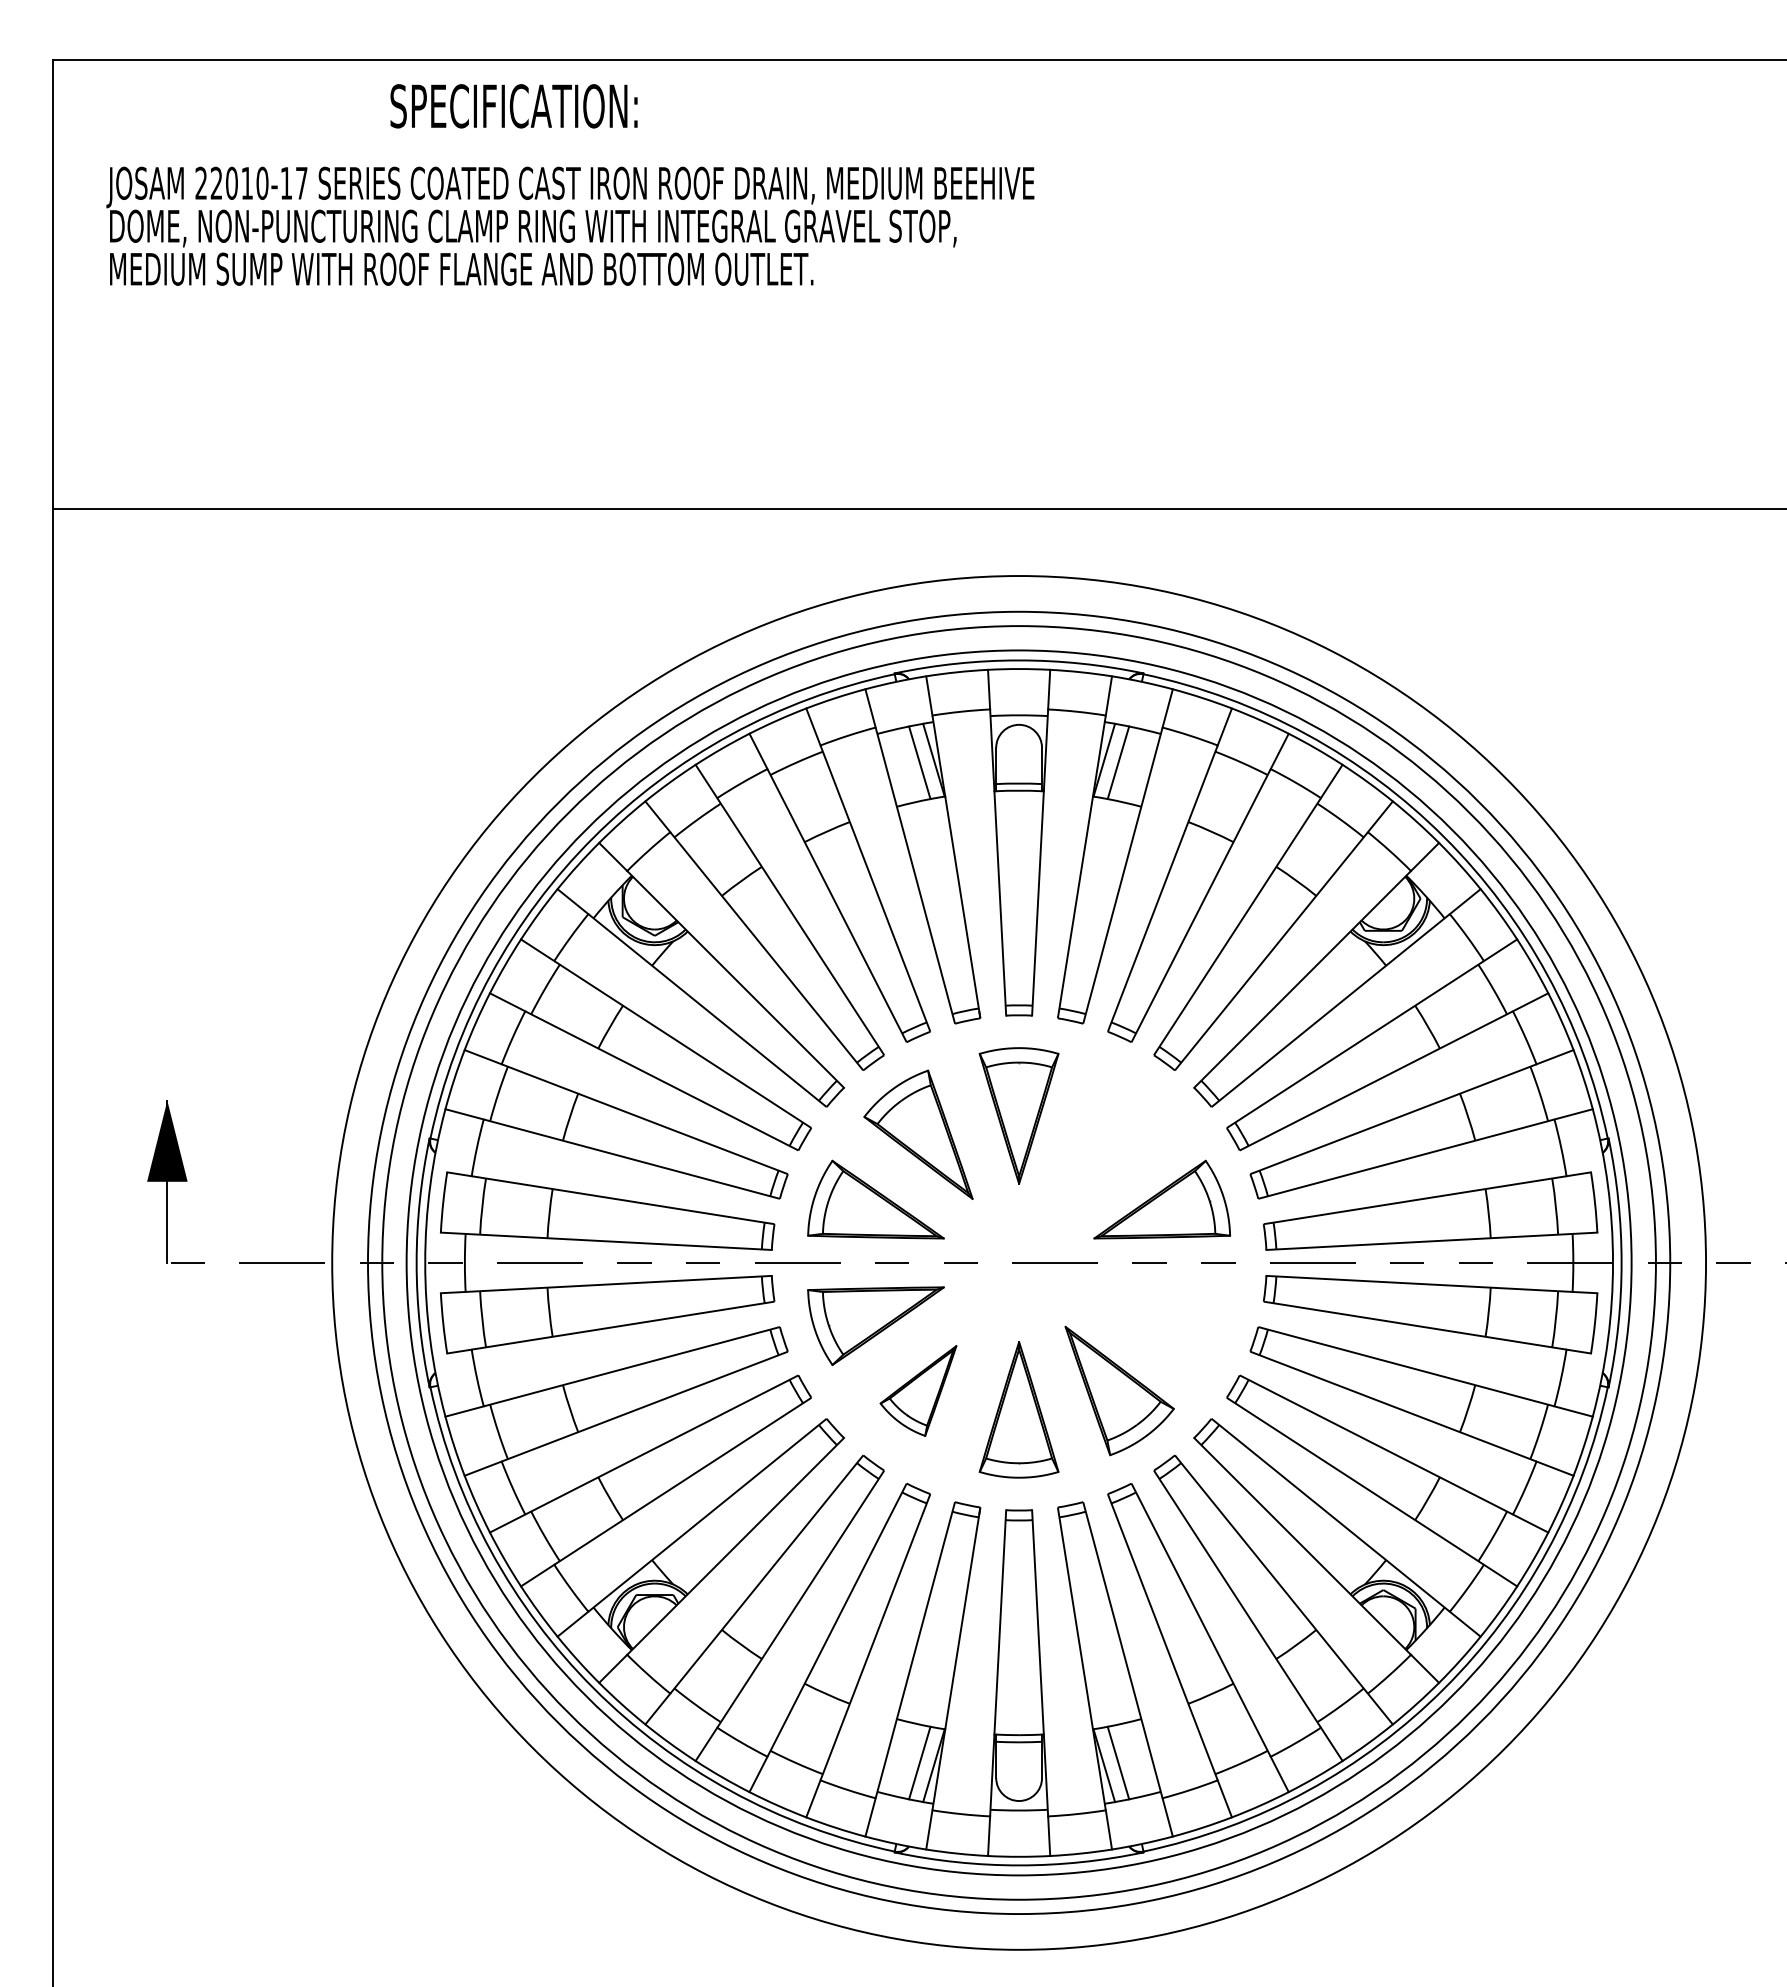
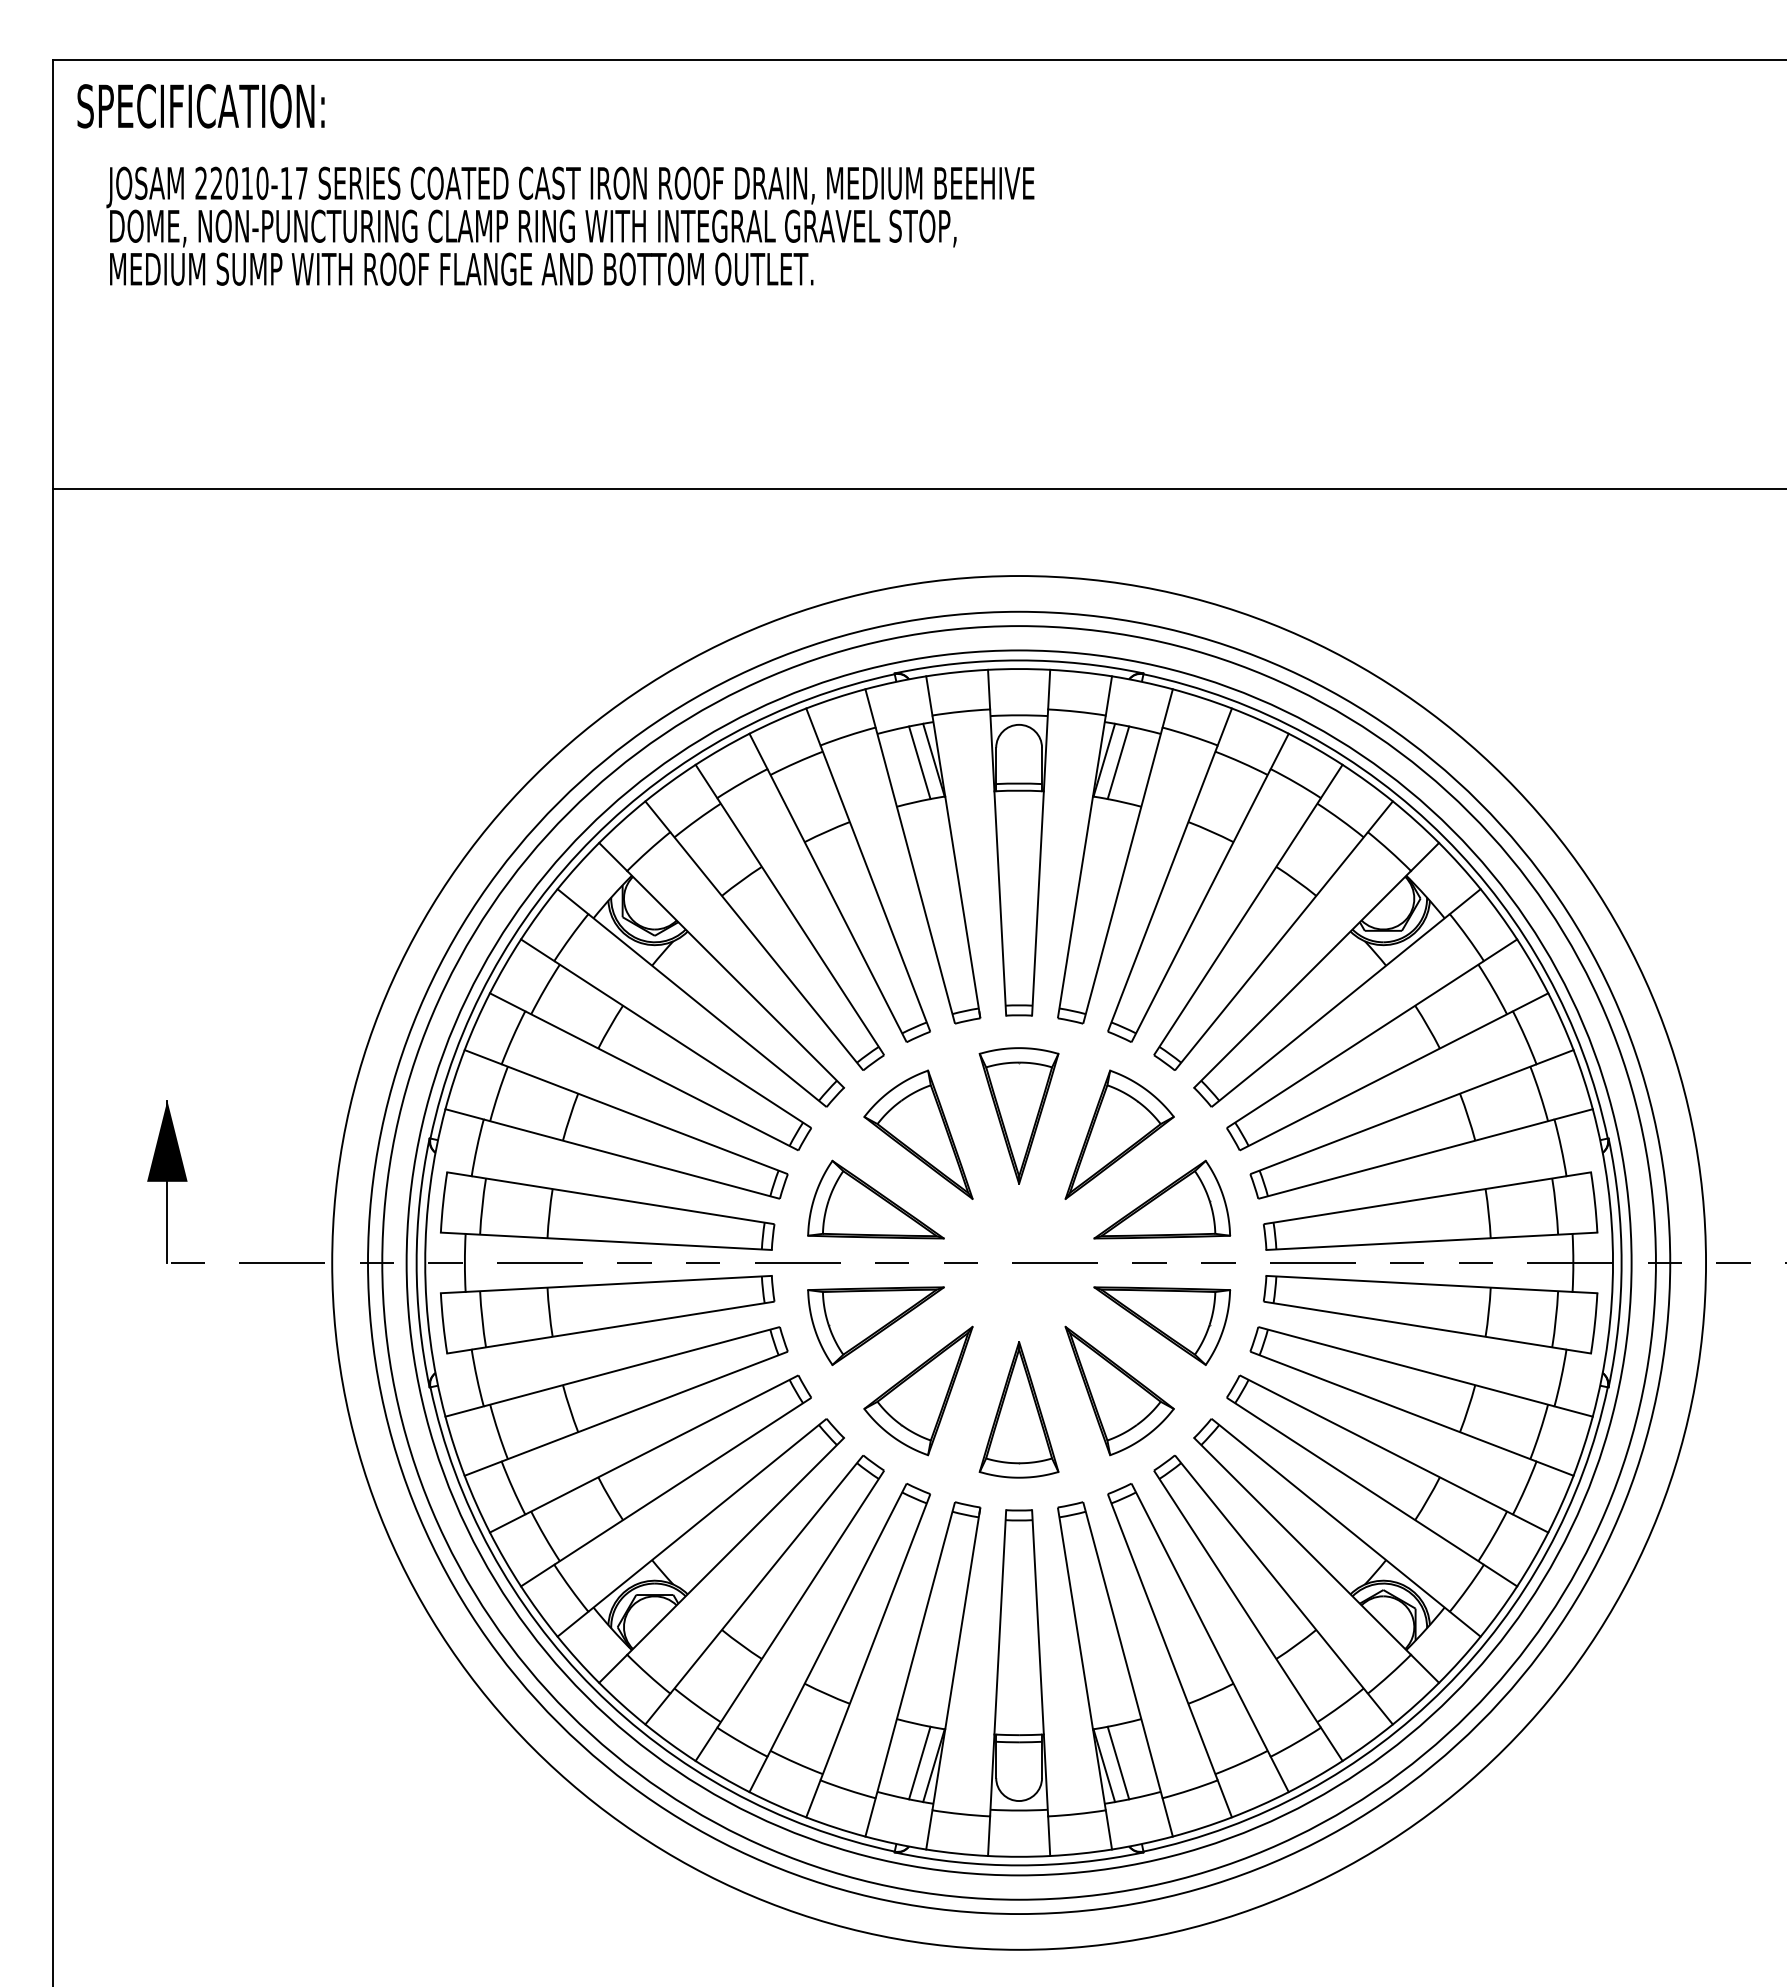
text position: (513, 106) -> (200, 106) (200, 106)
line position: (918, 508) -> (918, 488) (918, 488)
part: none -> present (1119, 1134)
part: none -> present (1162, 1325)
part size: 79x92 px -> 111x132 px (918, 1390)
